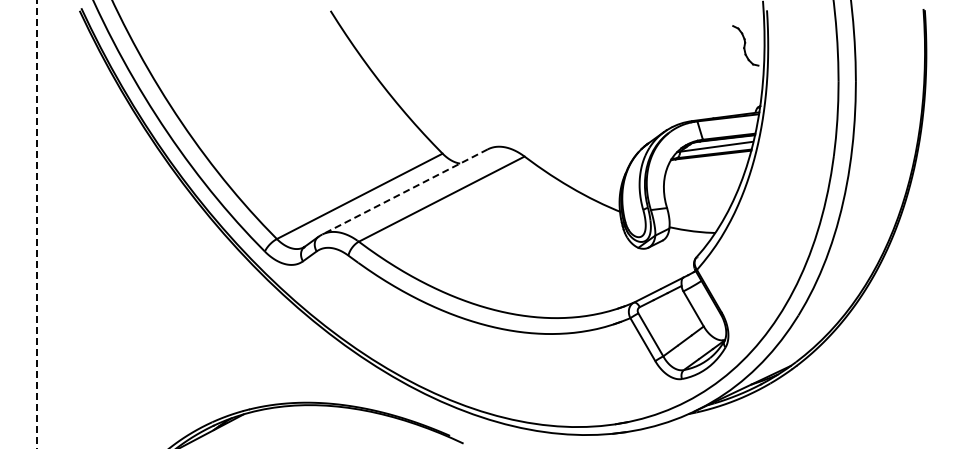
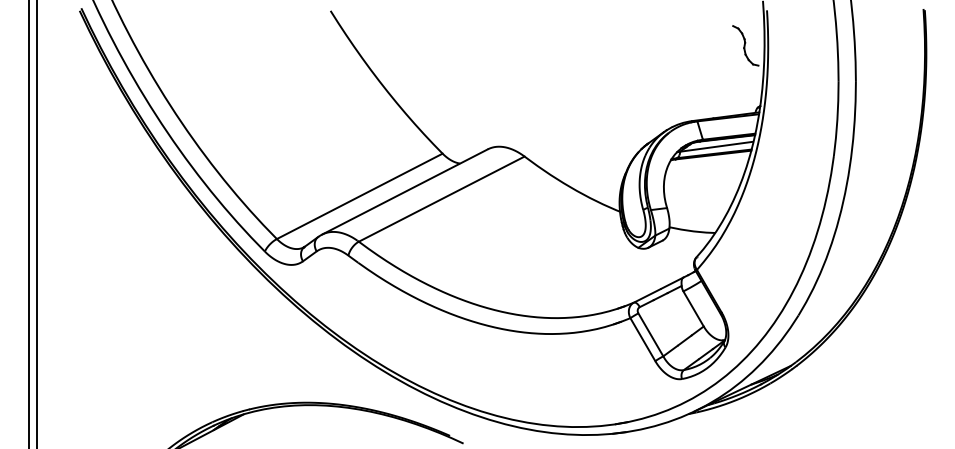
line: dashed -> solid (404, 192)
line: none -> present (28, 223)
line: dashed -> solid (37, 223)
